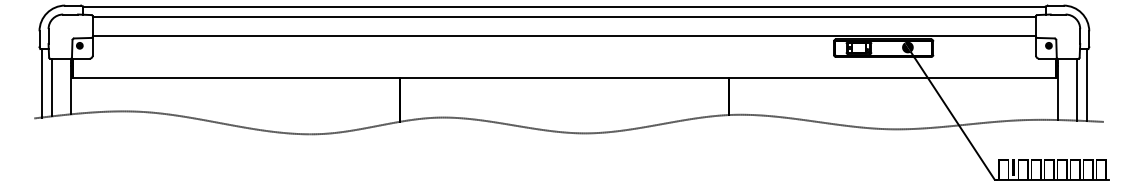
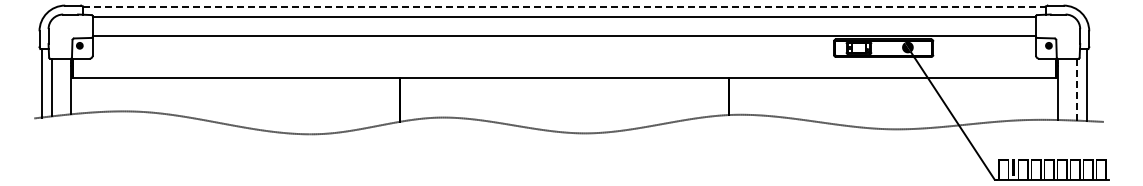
line: solid -> dashed (564, 7)
line: solid -> dashed (1076, 89)
